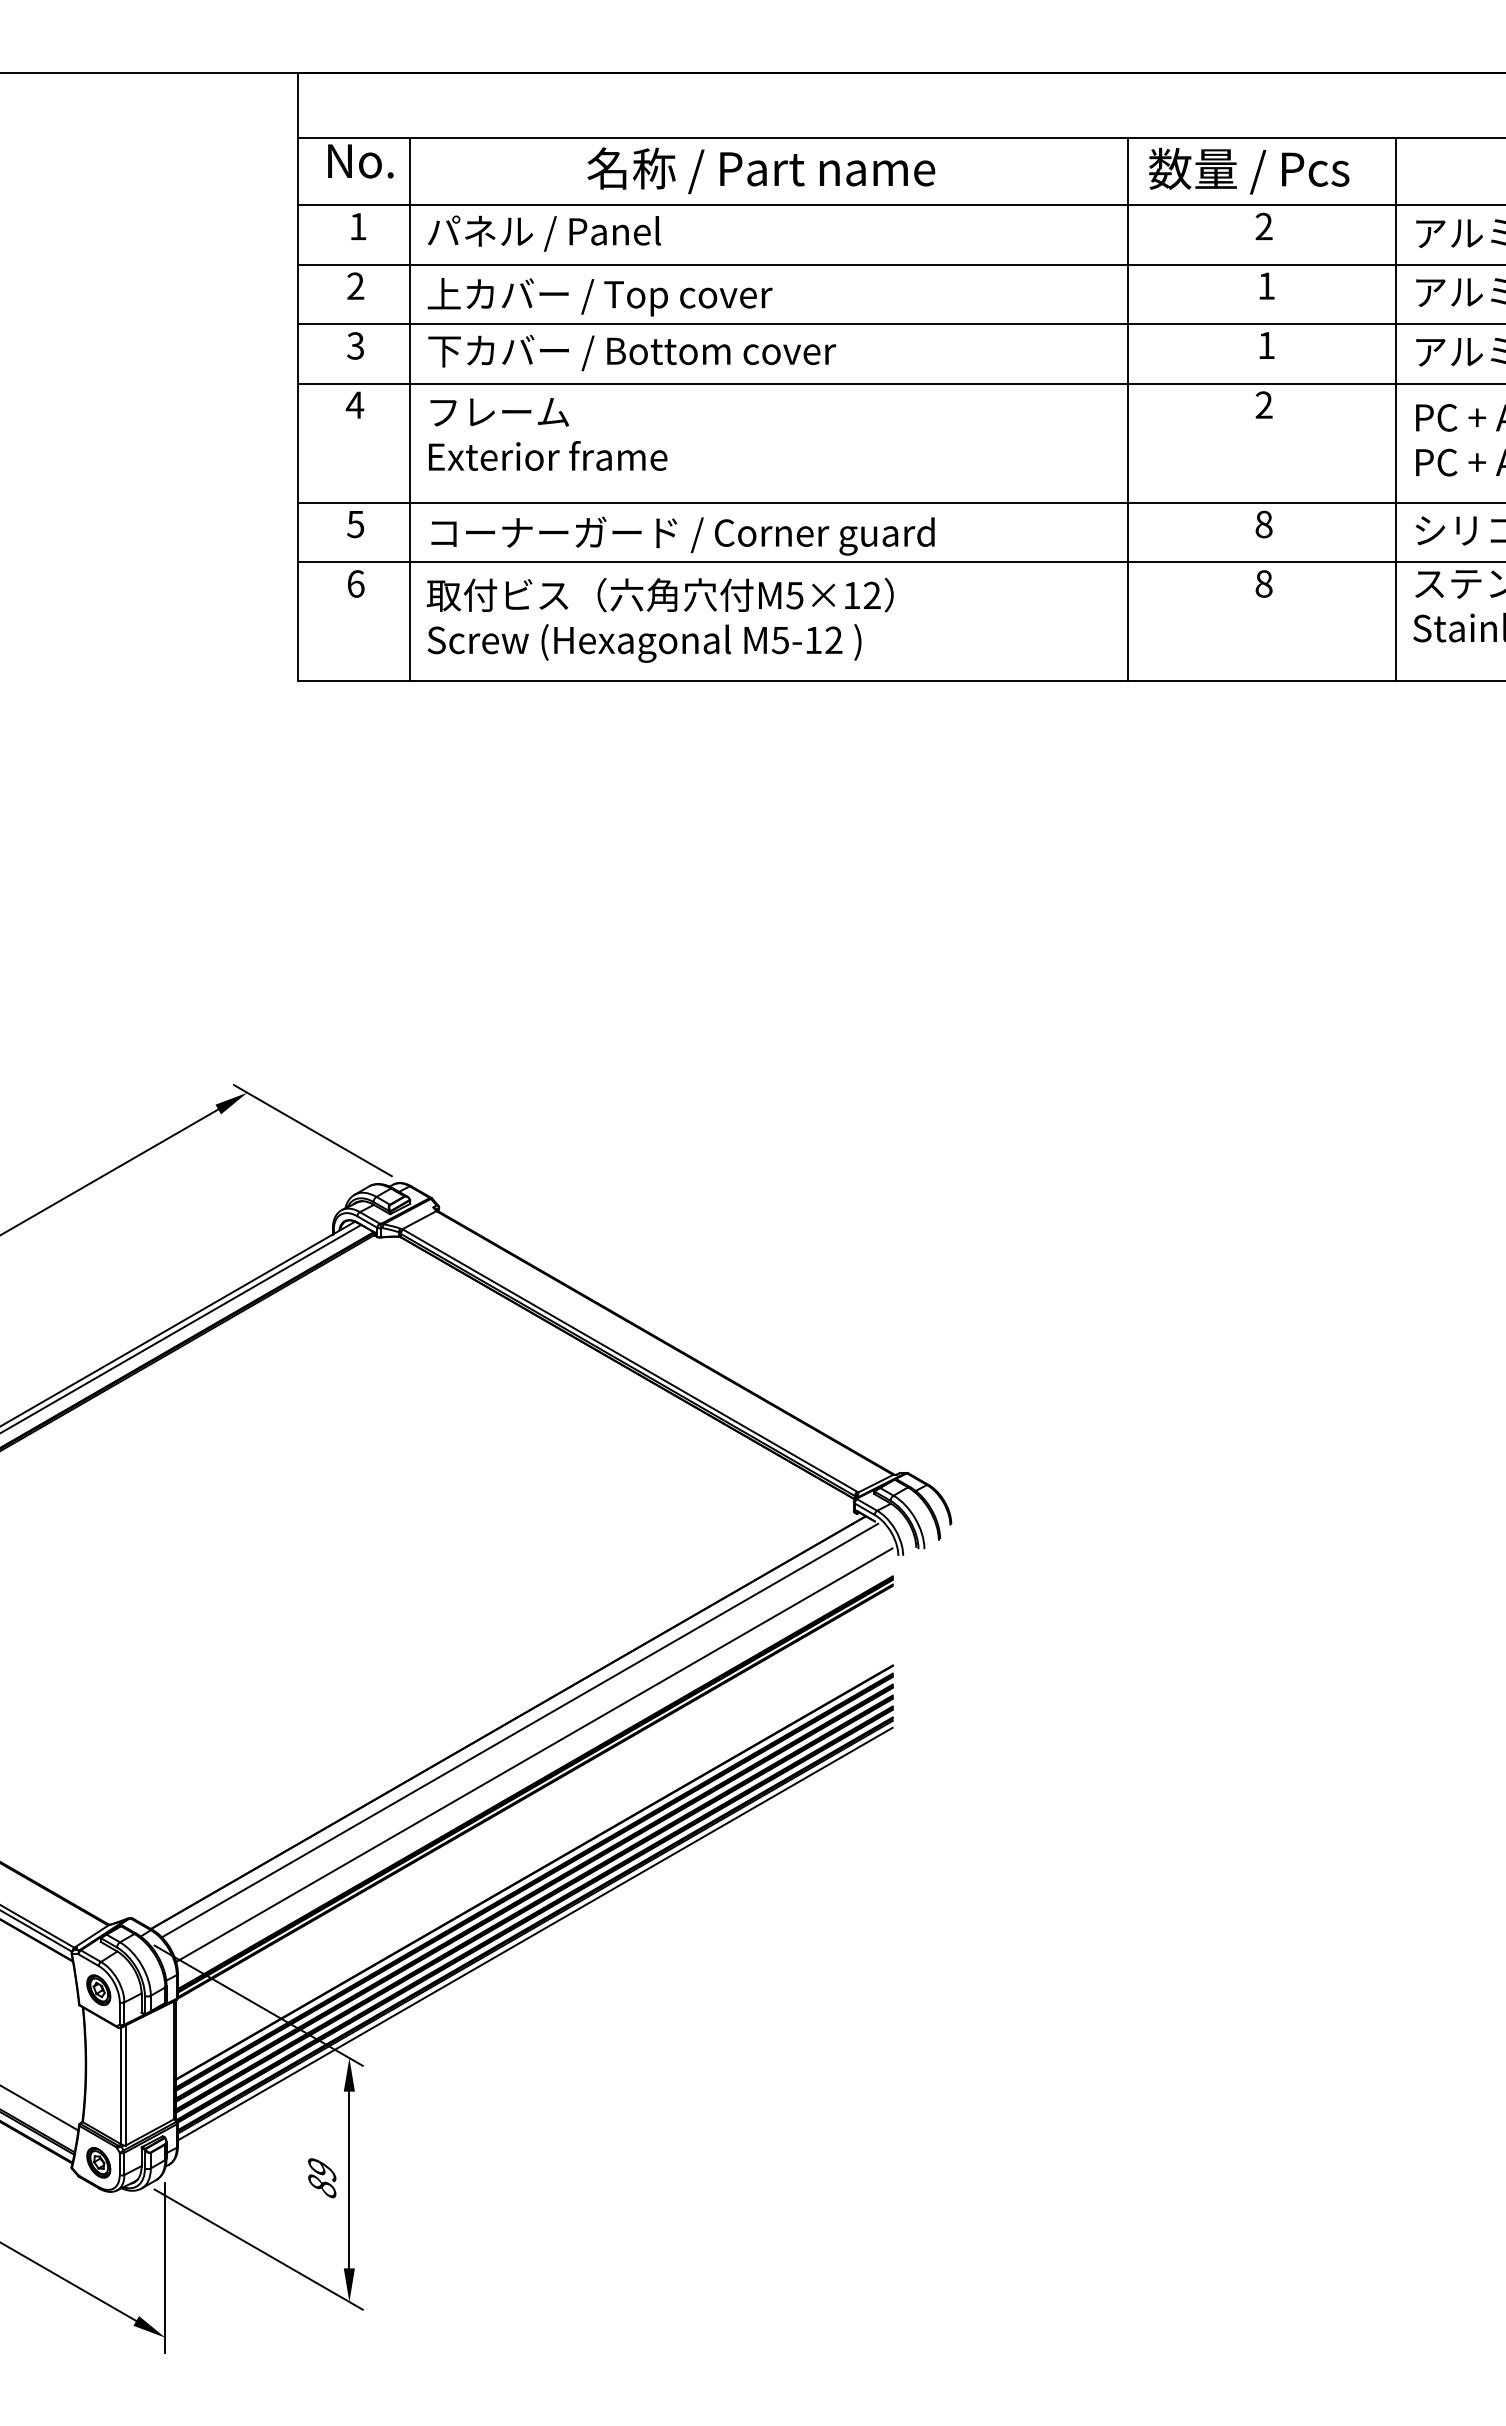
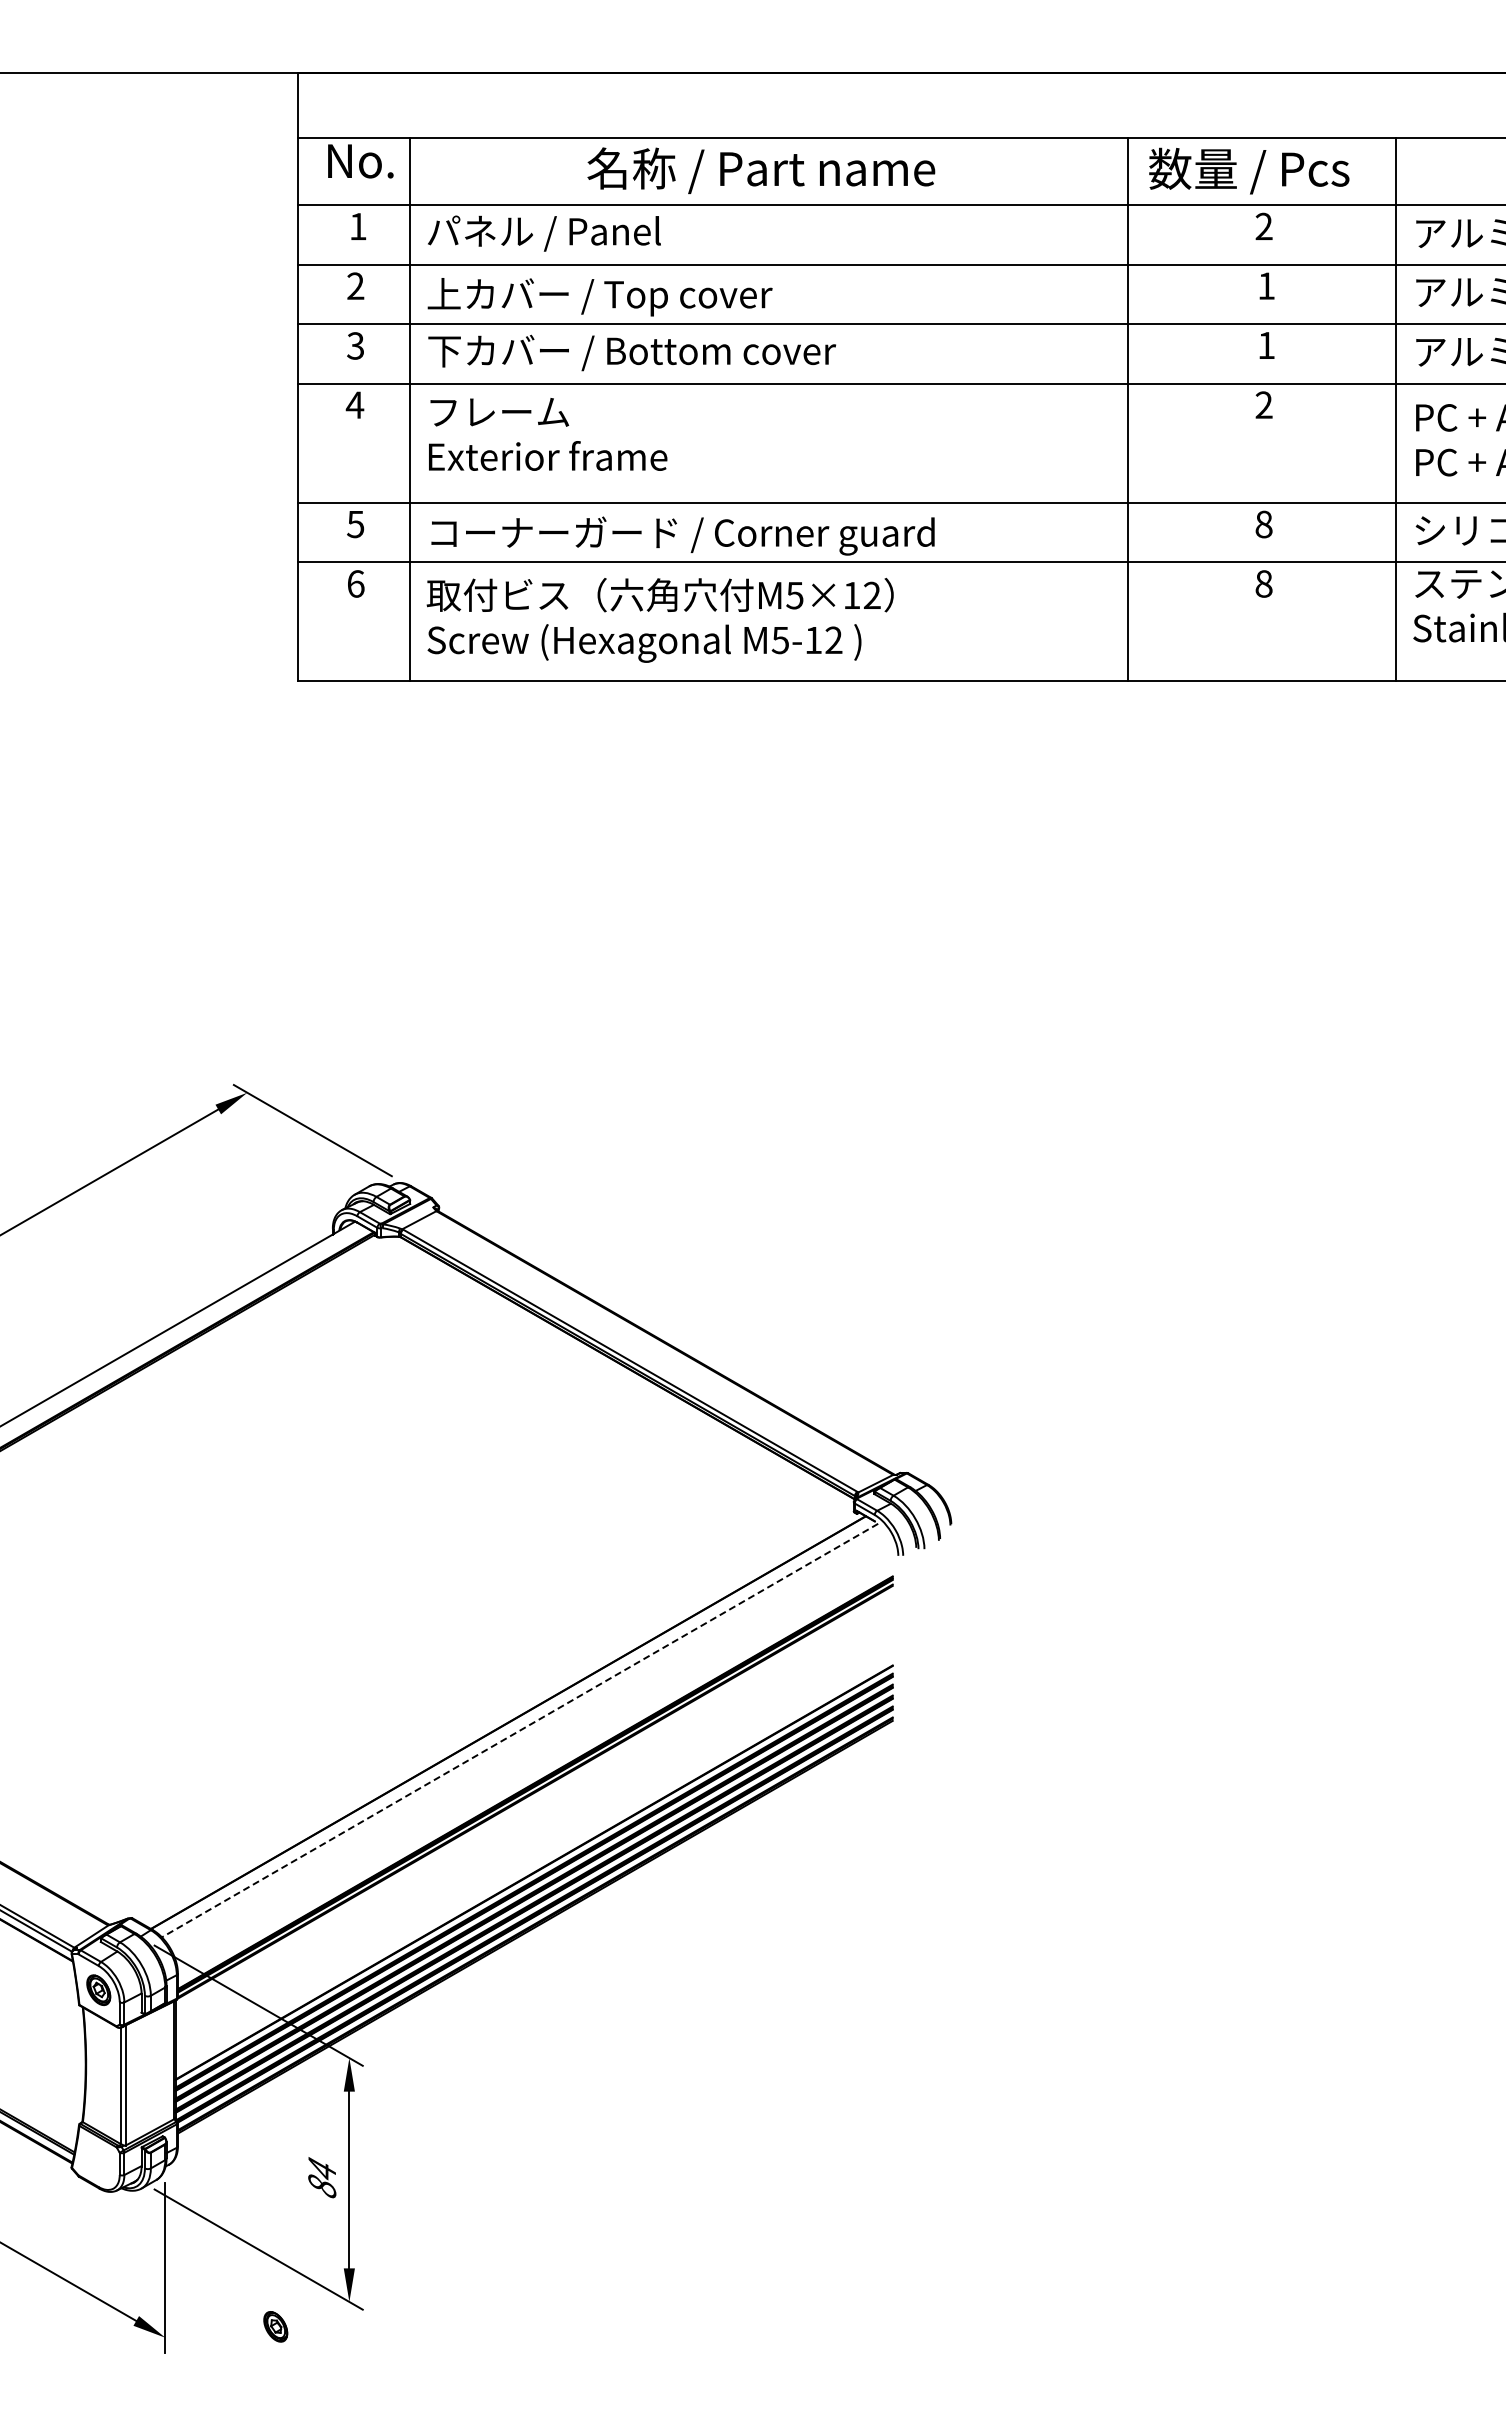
line: present -> none (181, 1328)
line: solid -> dashed (520, 1730)
line: present -> none (534, 1754)
line: present -> none (534, 1933)
line: present -> none (40, 2108)
part position: (98, 2162) -> (275, 2326) (275, 2326)
text: 89 -> 84 (322, 2169)
